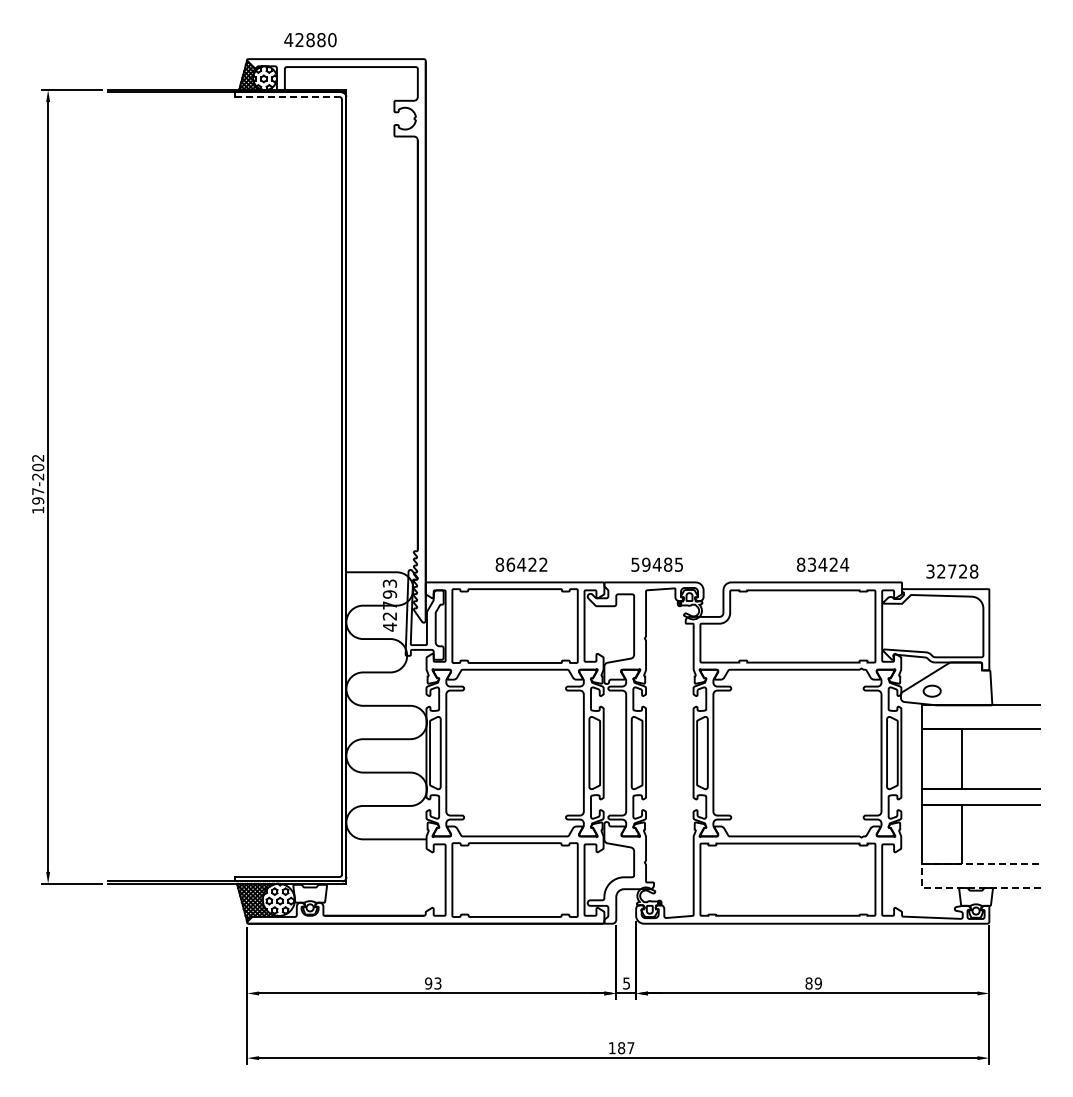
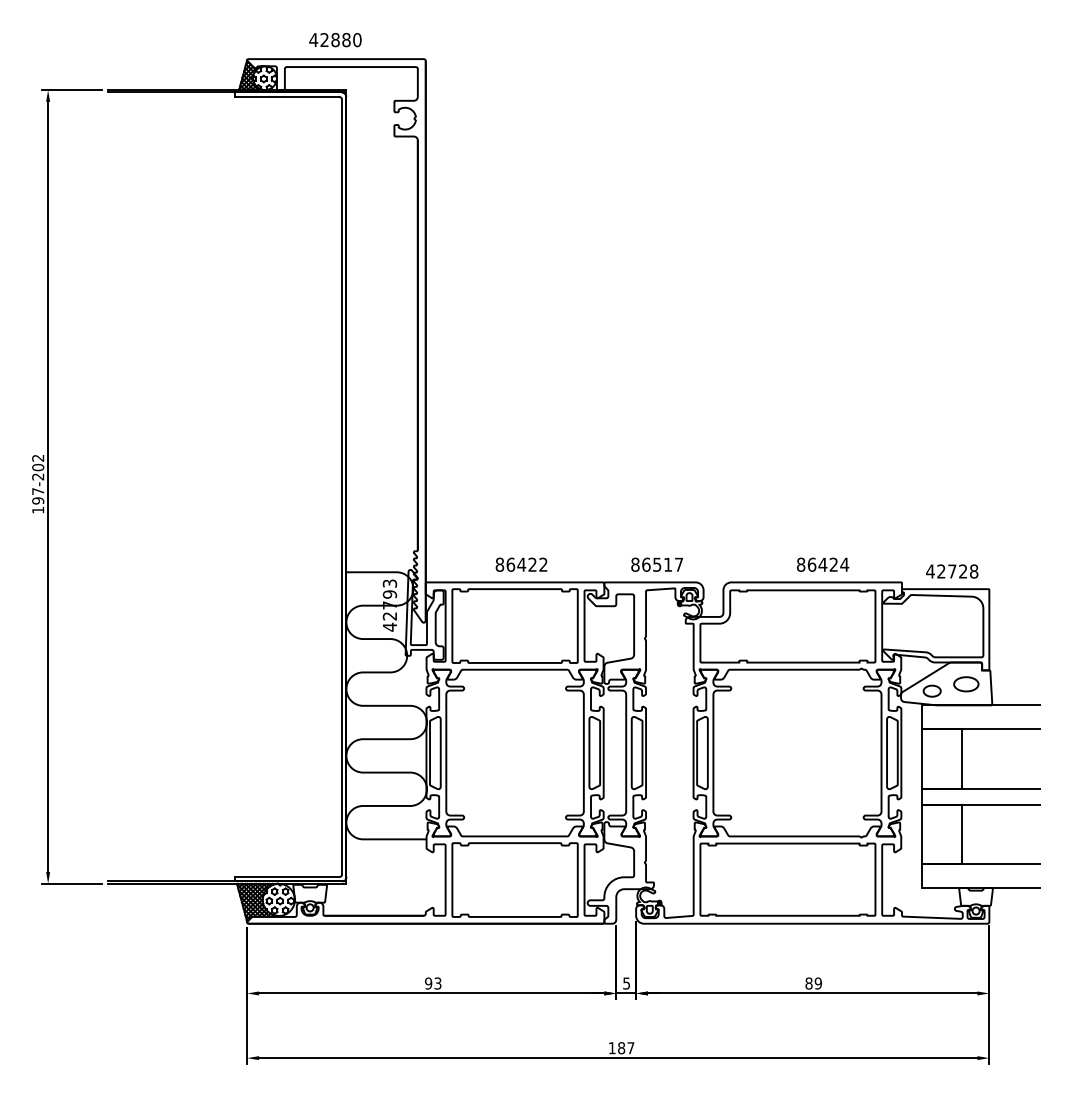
text position: (310, 40) -> (335, 40) (335, 40)
line: dashed -> solid (287, 96)
text: 59485 -> 86517 (656, 564)
text: 83424 -> 86424 (811, 564)
text: 32728 -> 42728 (930, 571)
part: none -> present (966, 684)
line: dashed -> solid (921, 876)
